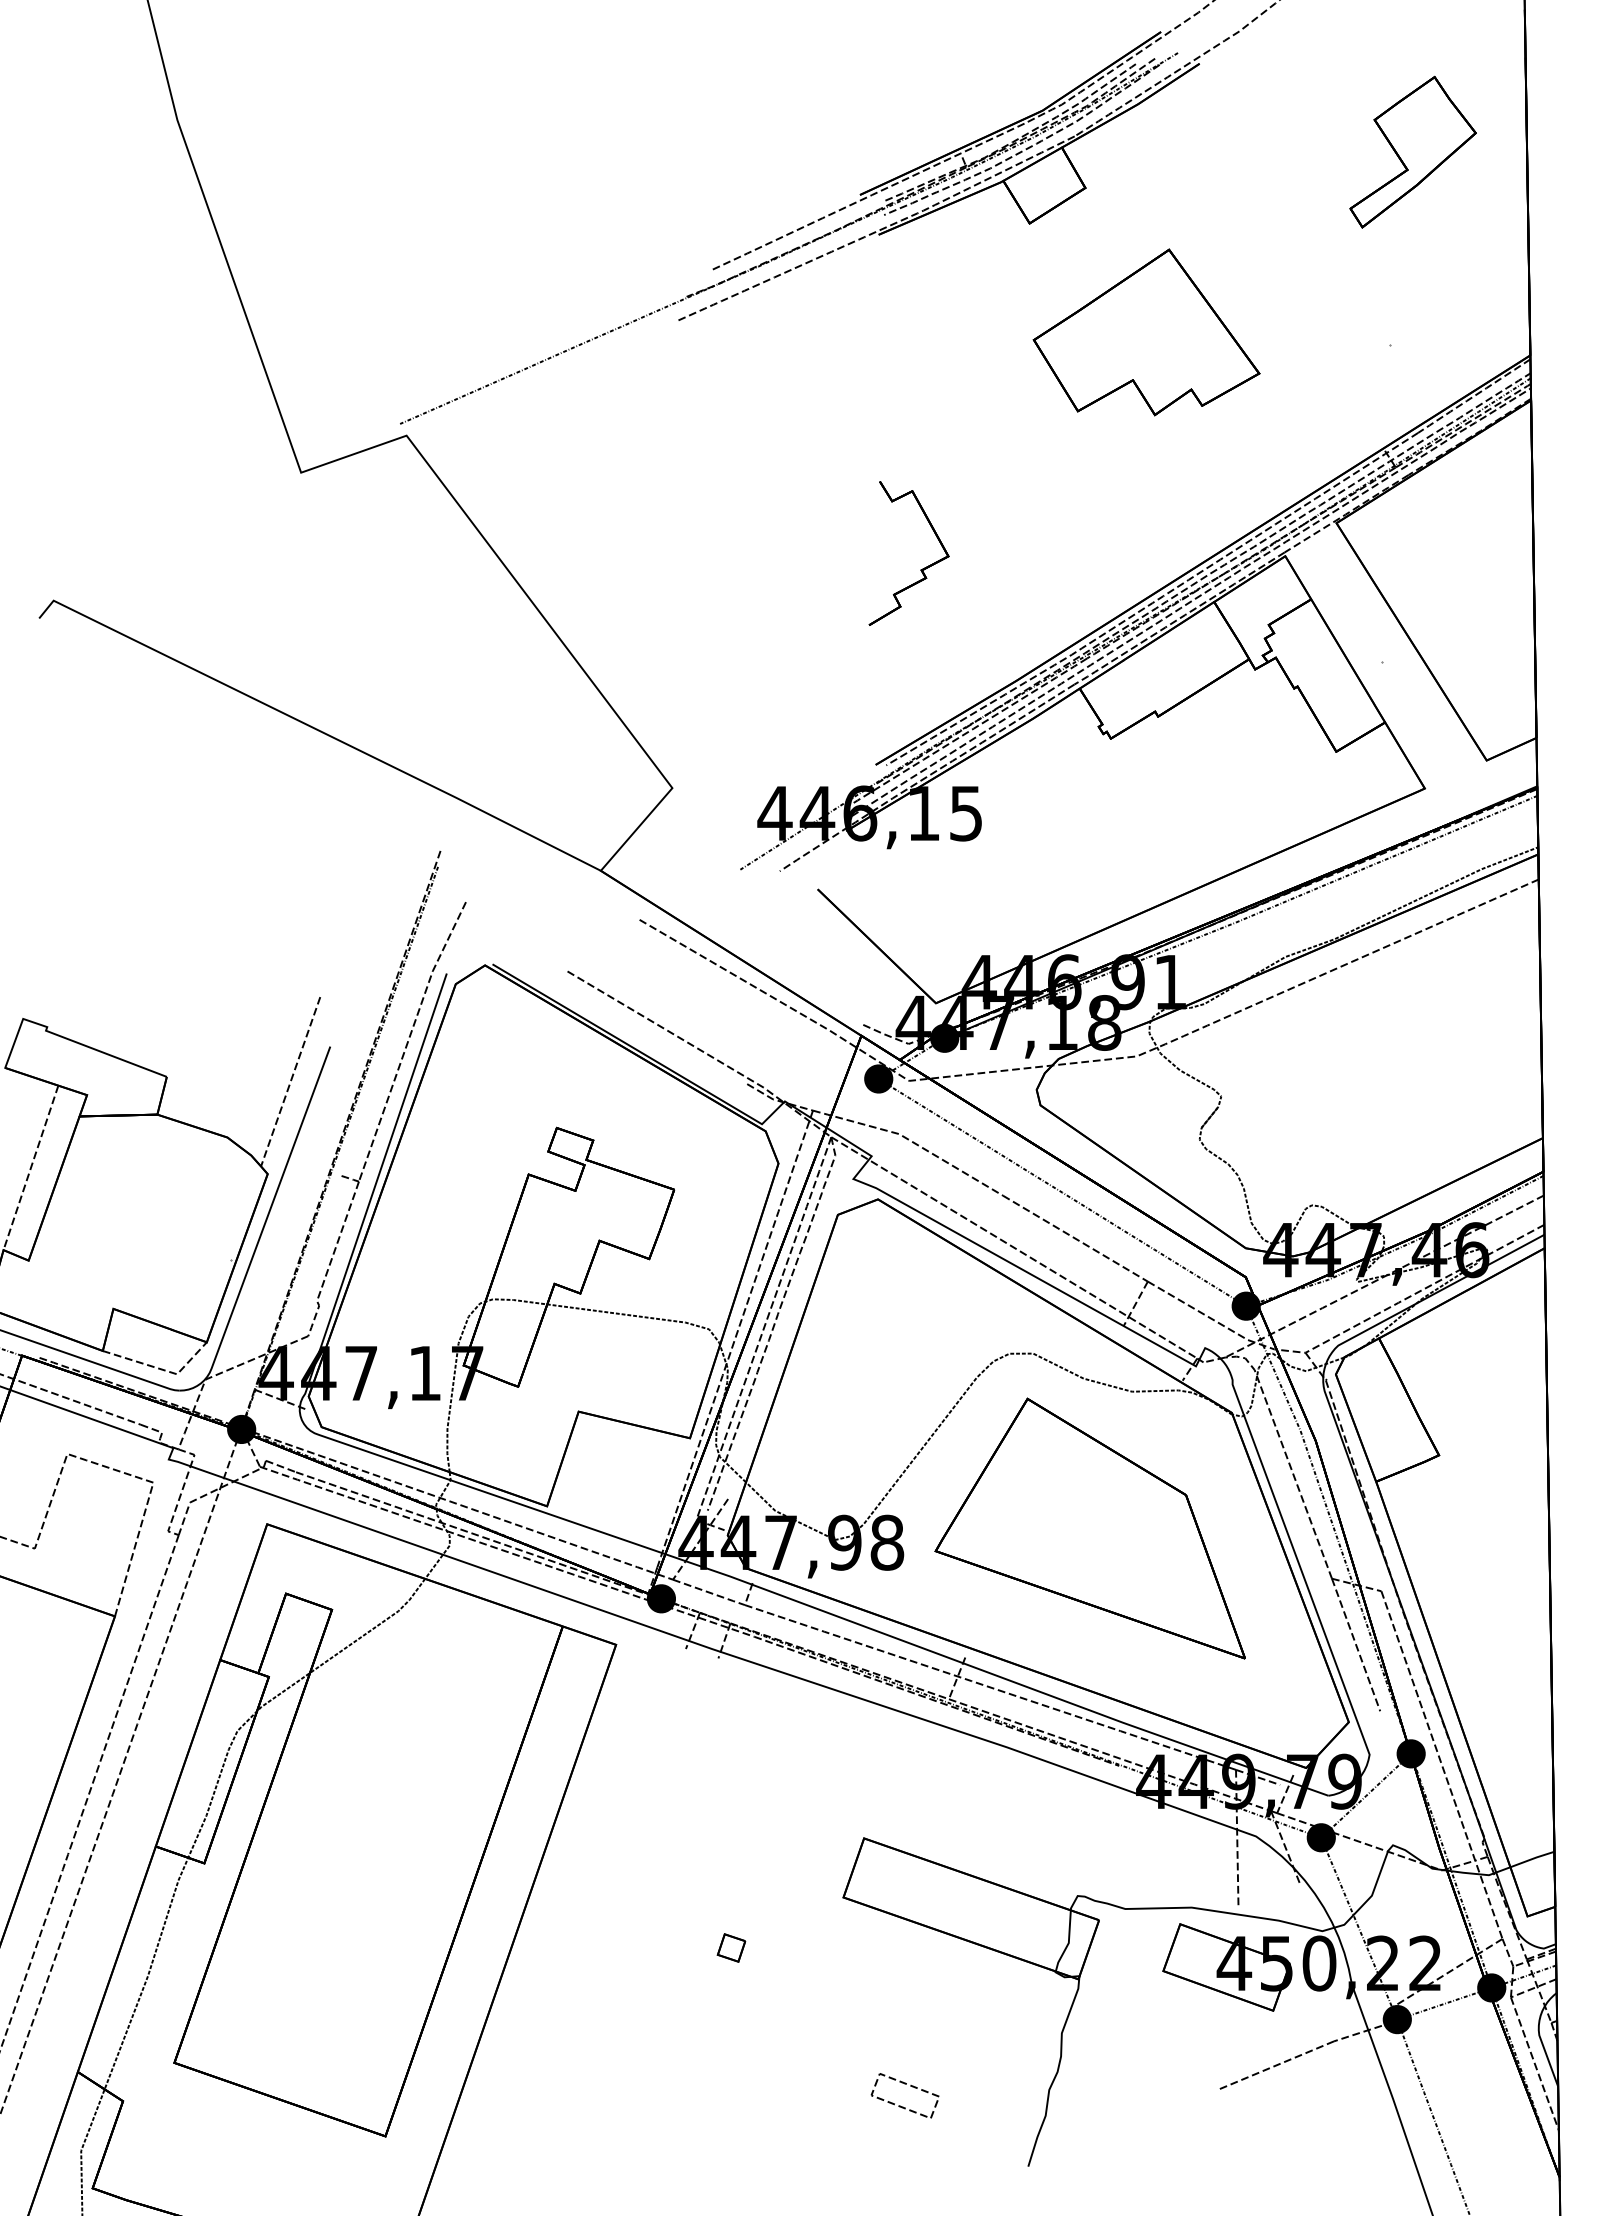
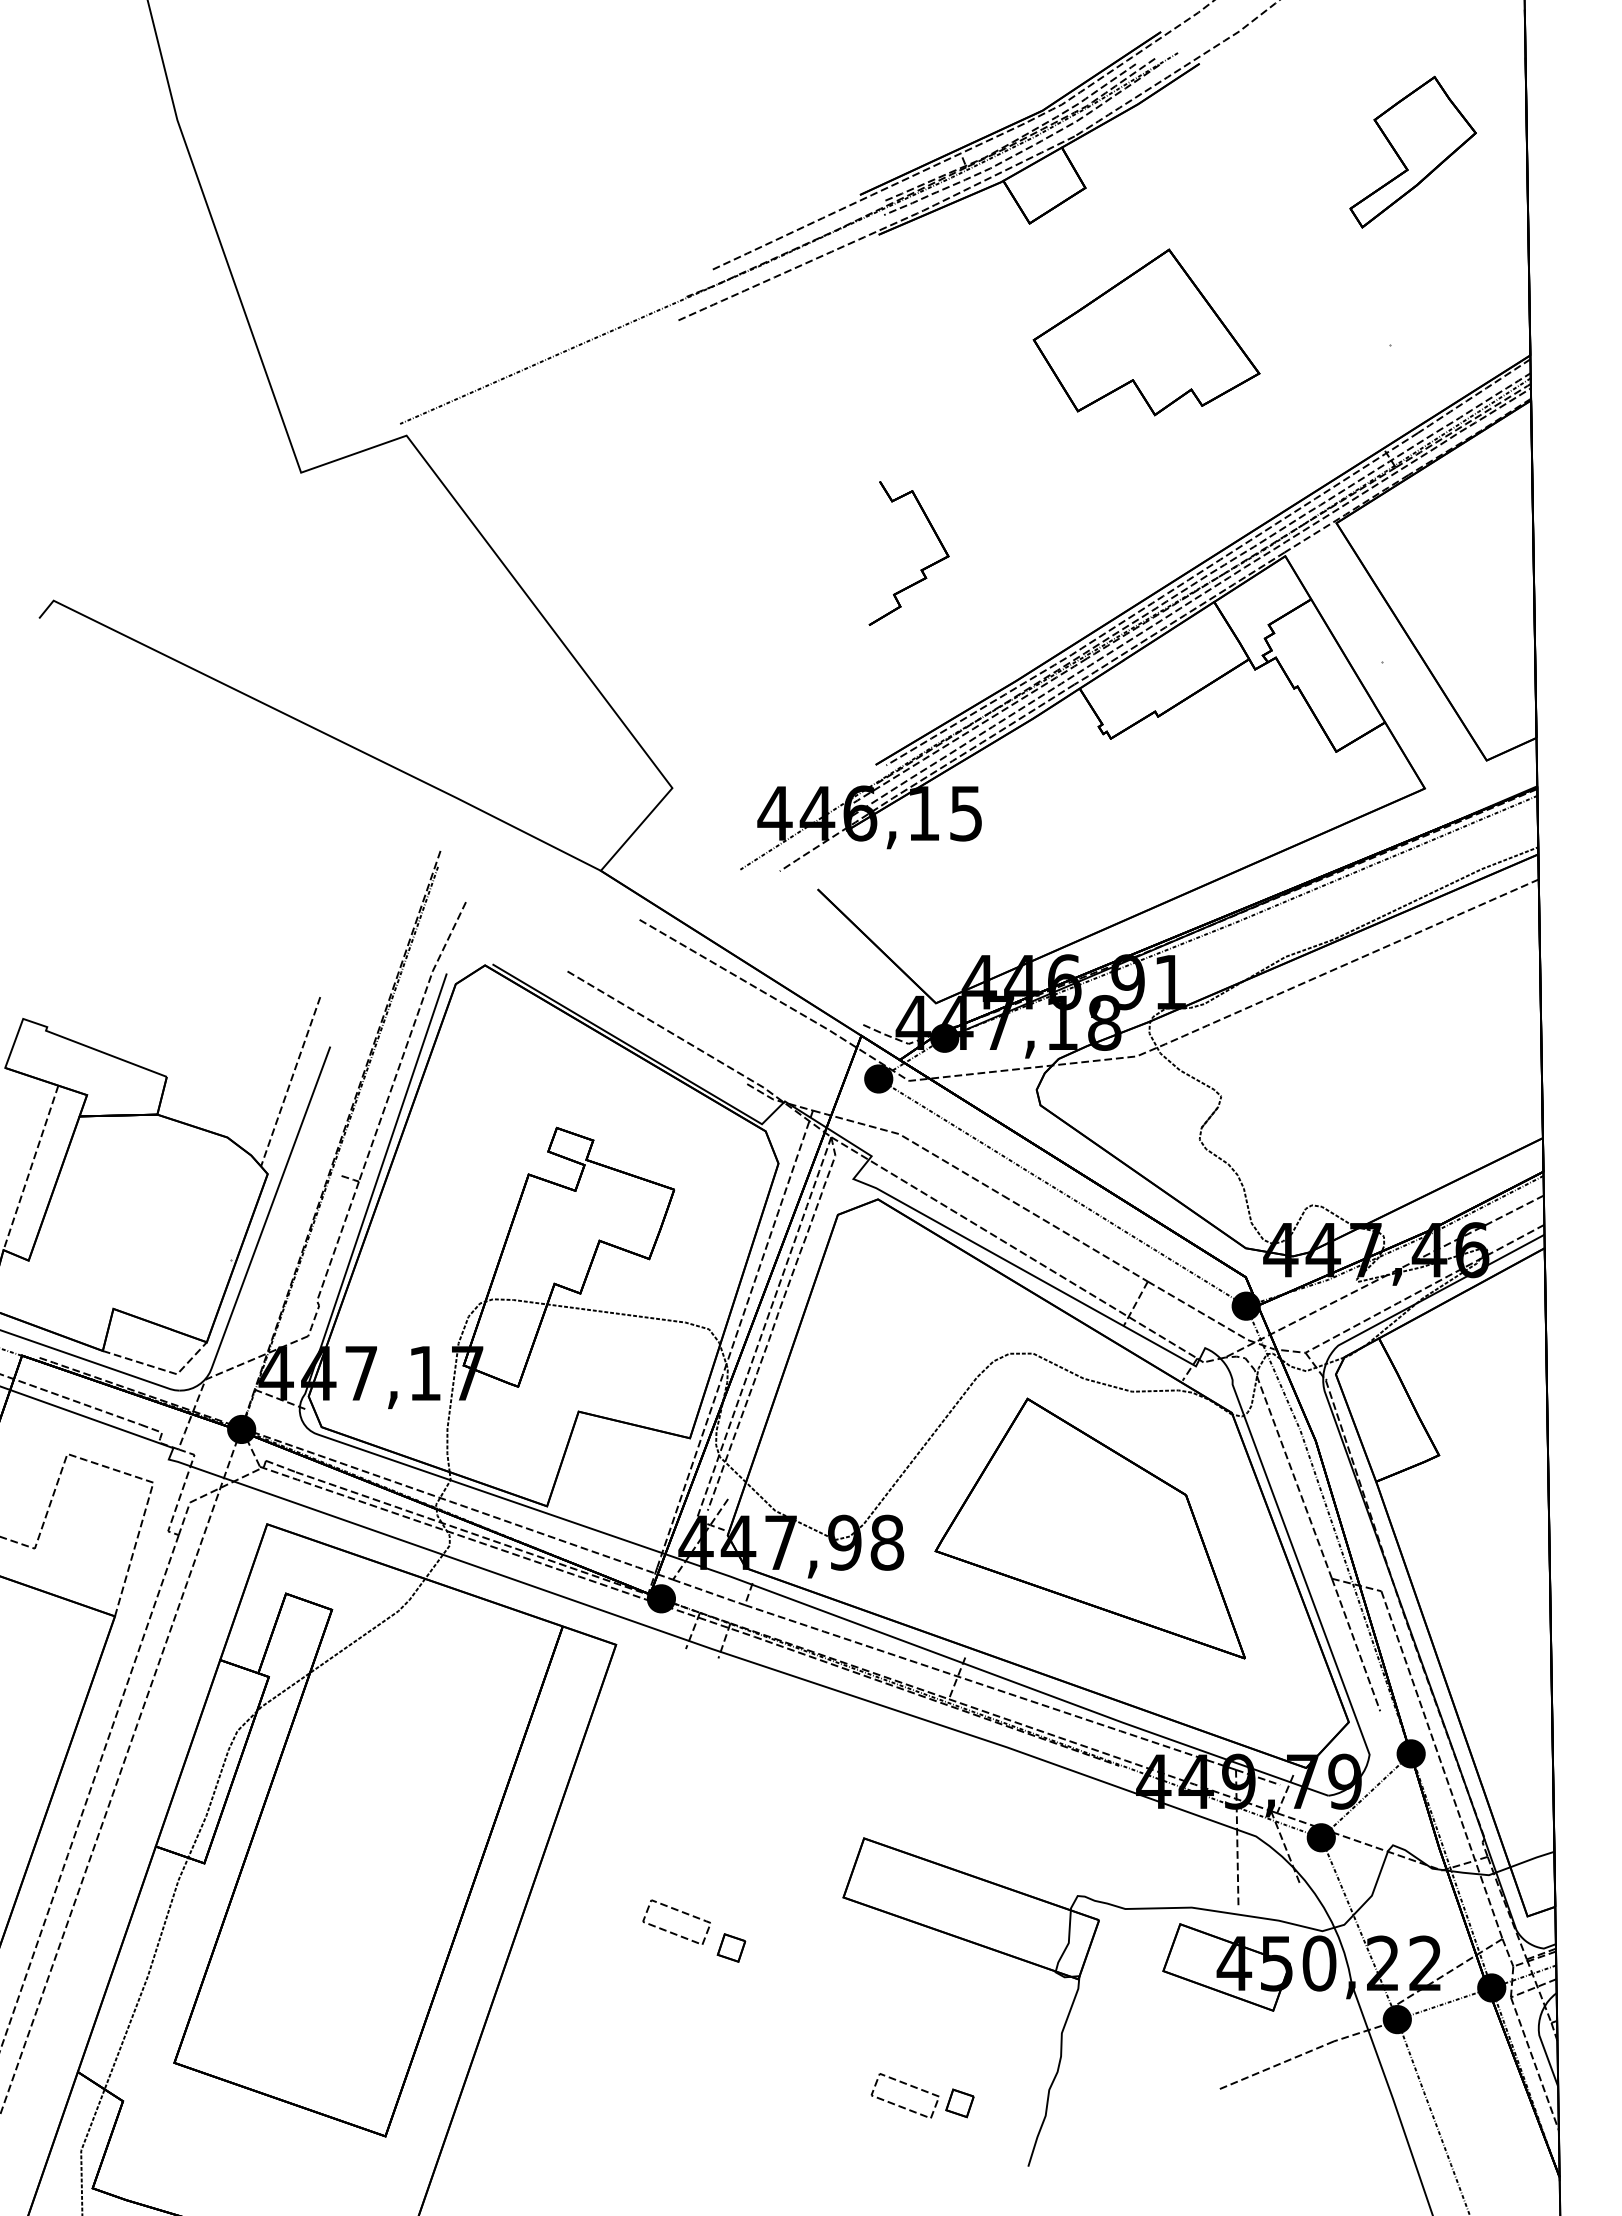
part: none -> present (682, 1913)
part: none -> present (959, 2103)
